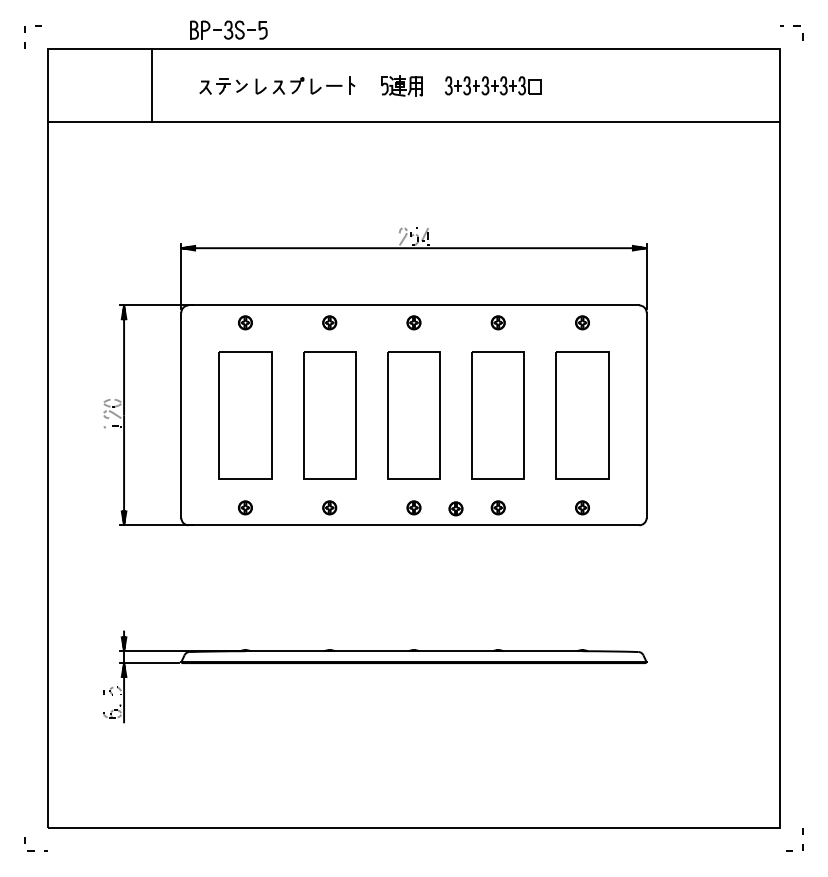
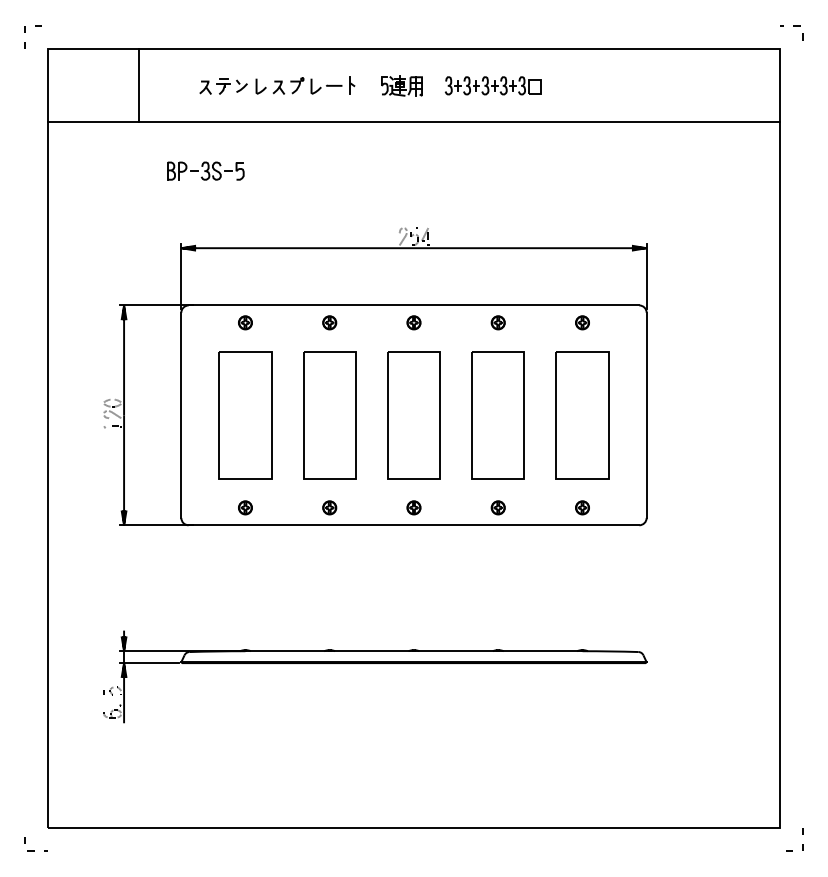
part position: (228, 29) -> (205, 170) (205, 170)
line position: (152, 85) -> (139, 85) (139, 85)
part: present -> none (455, 508)
